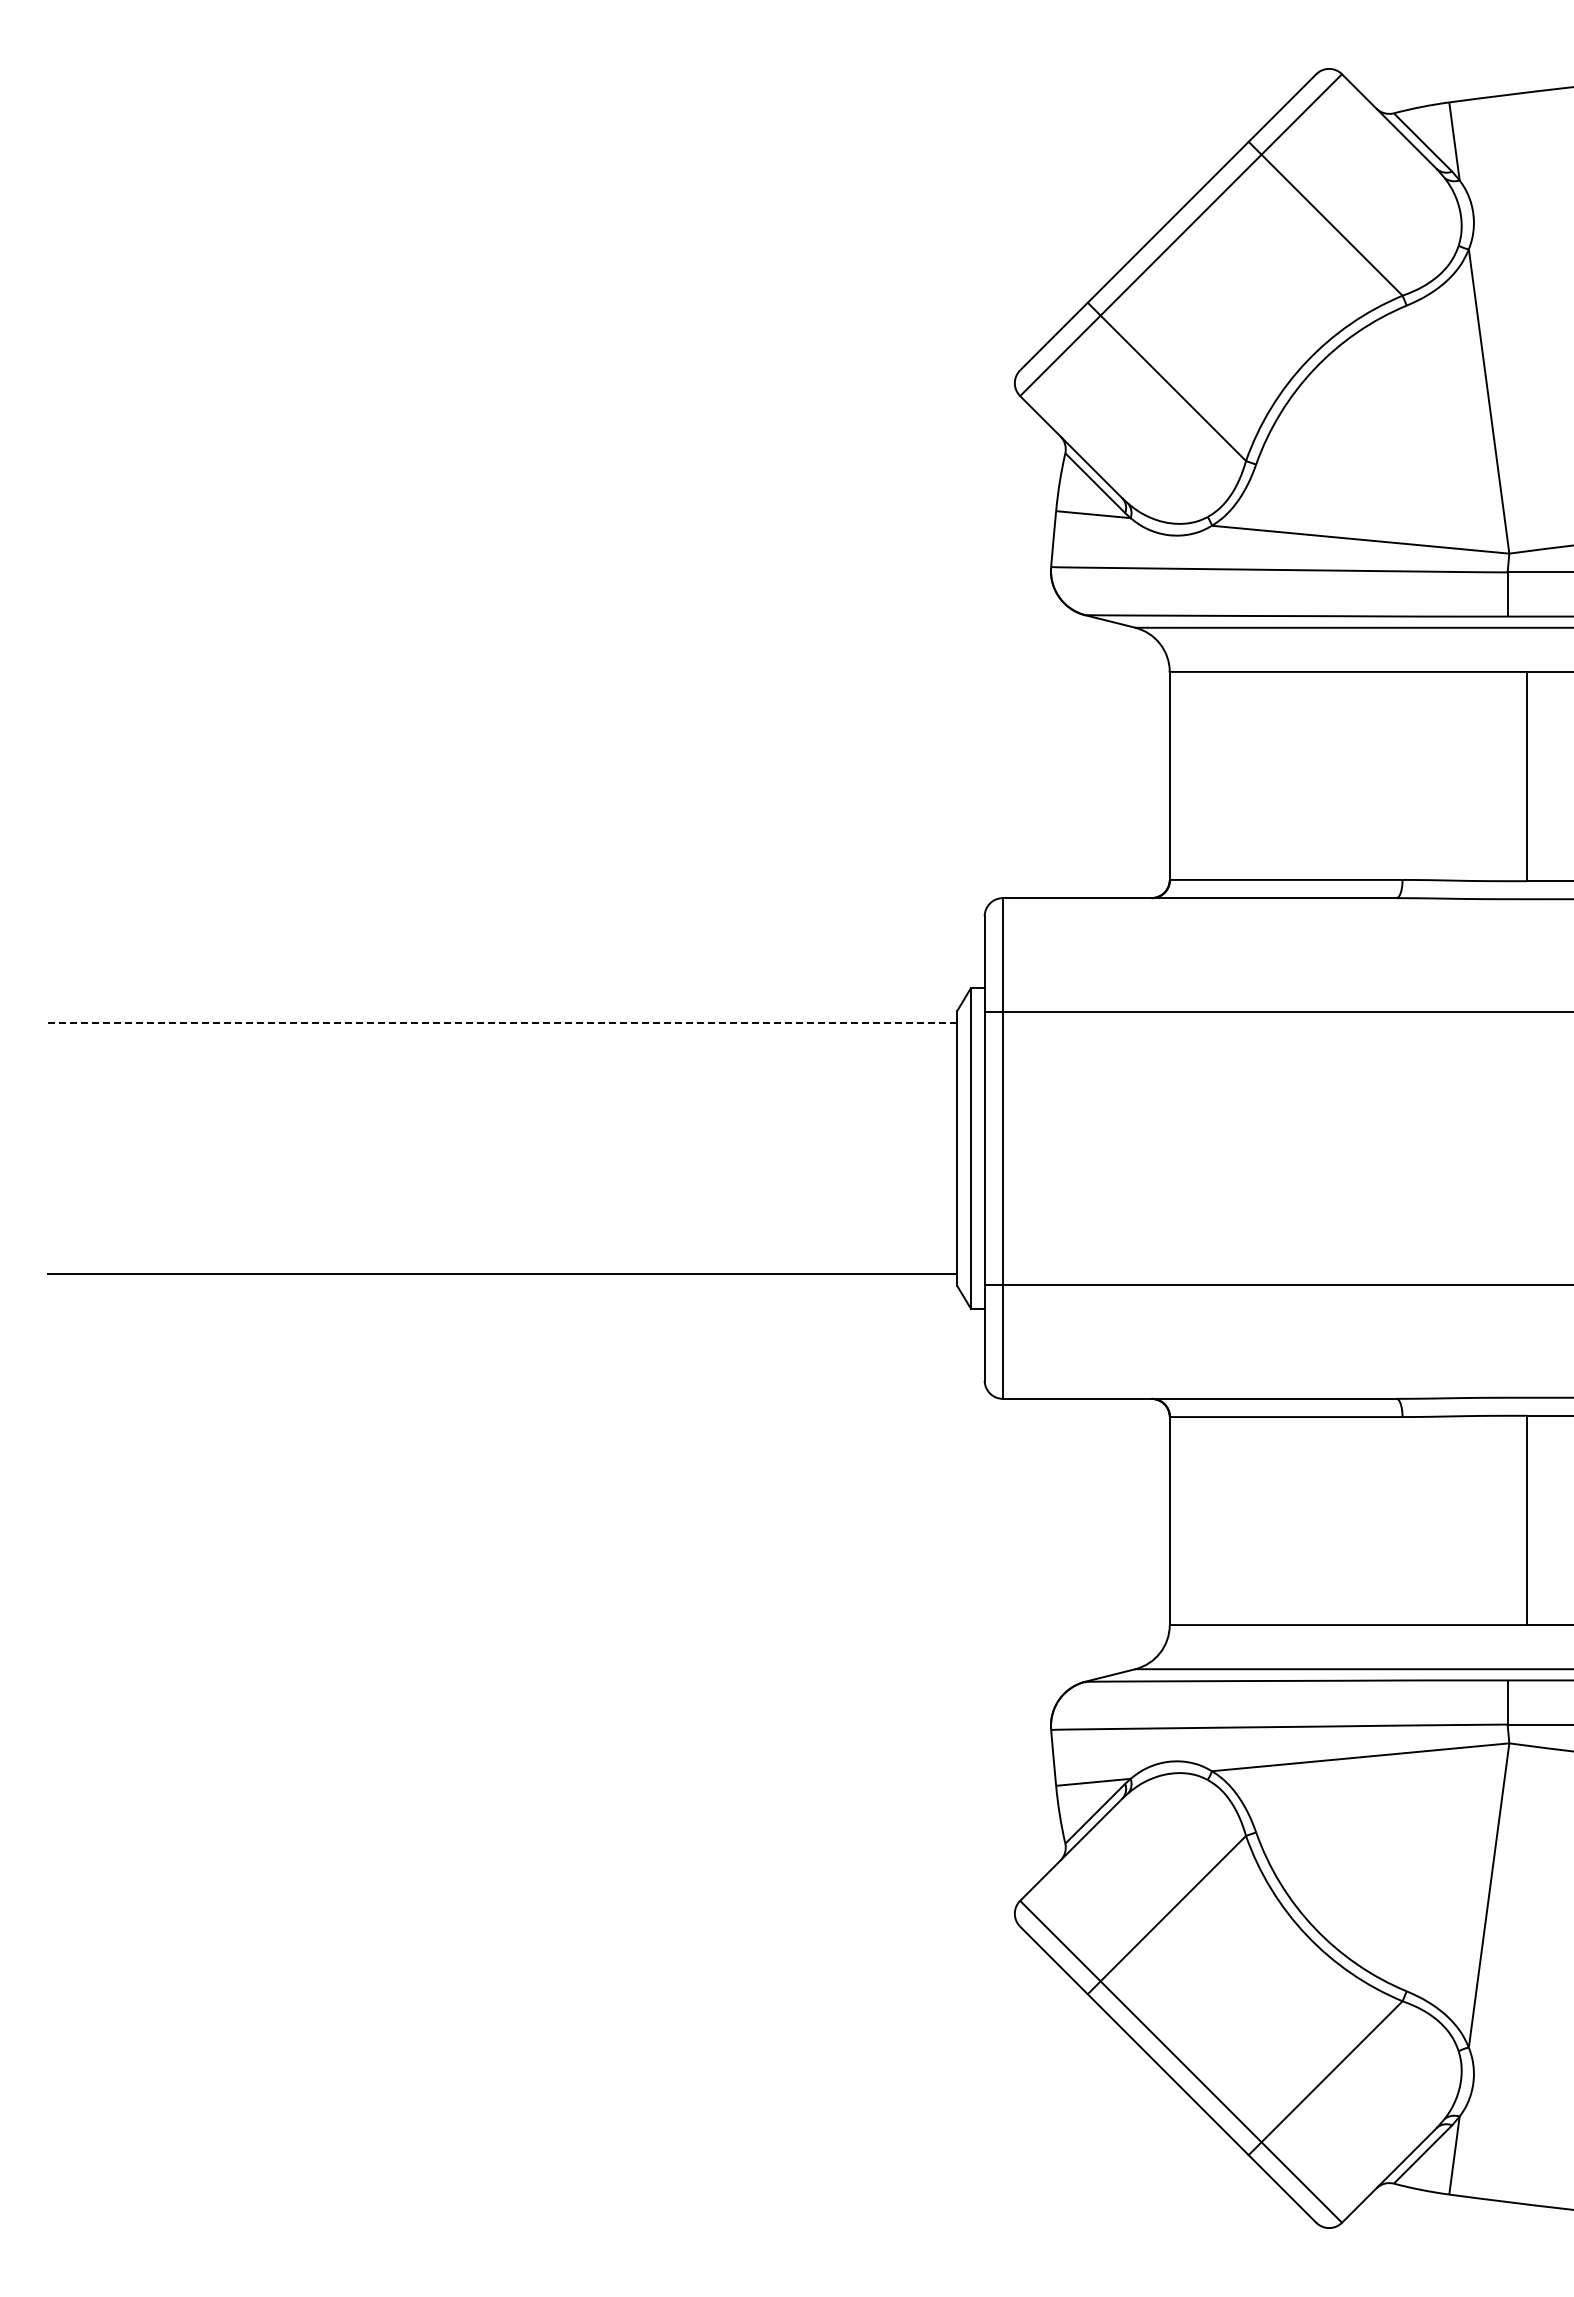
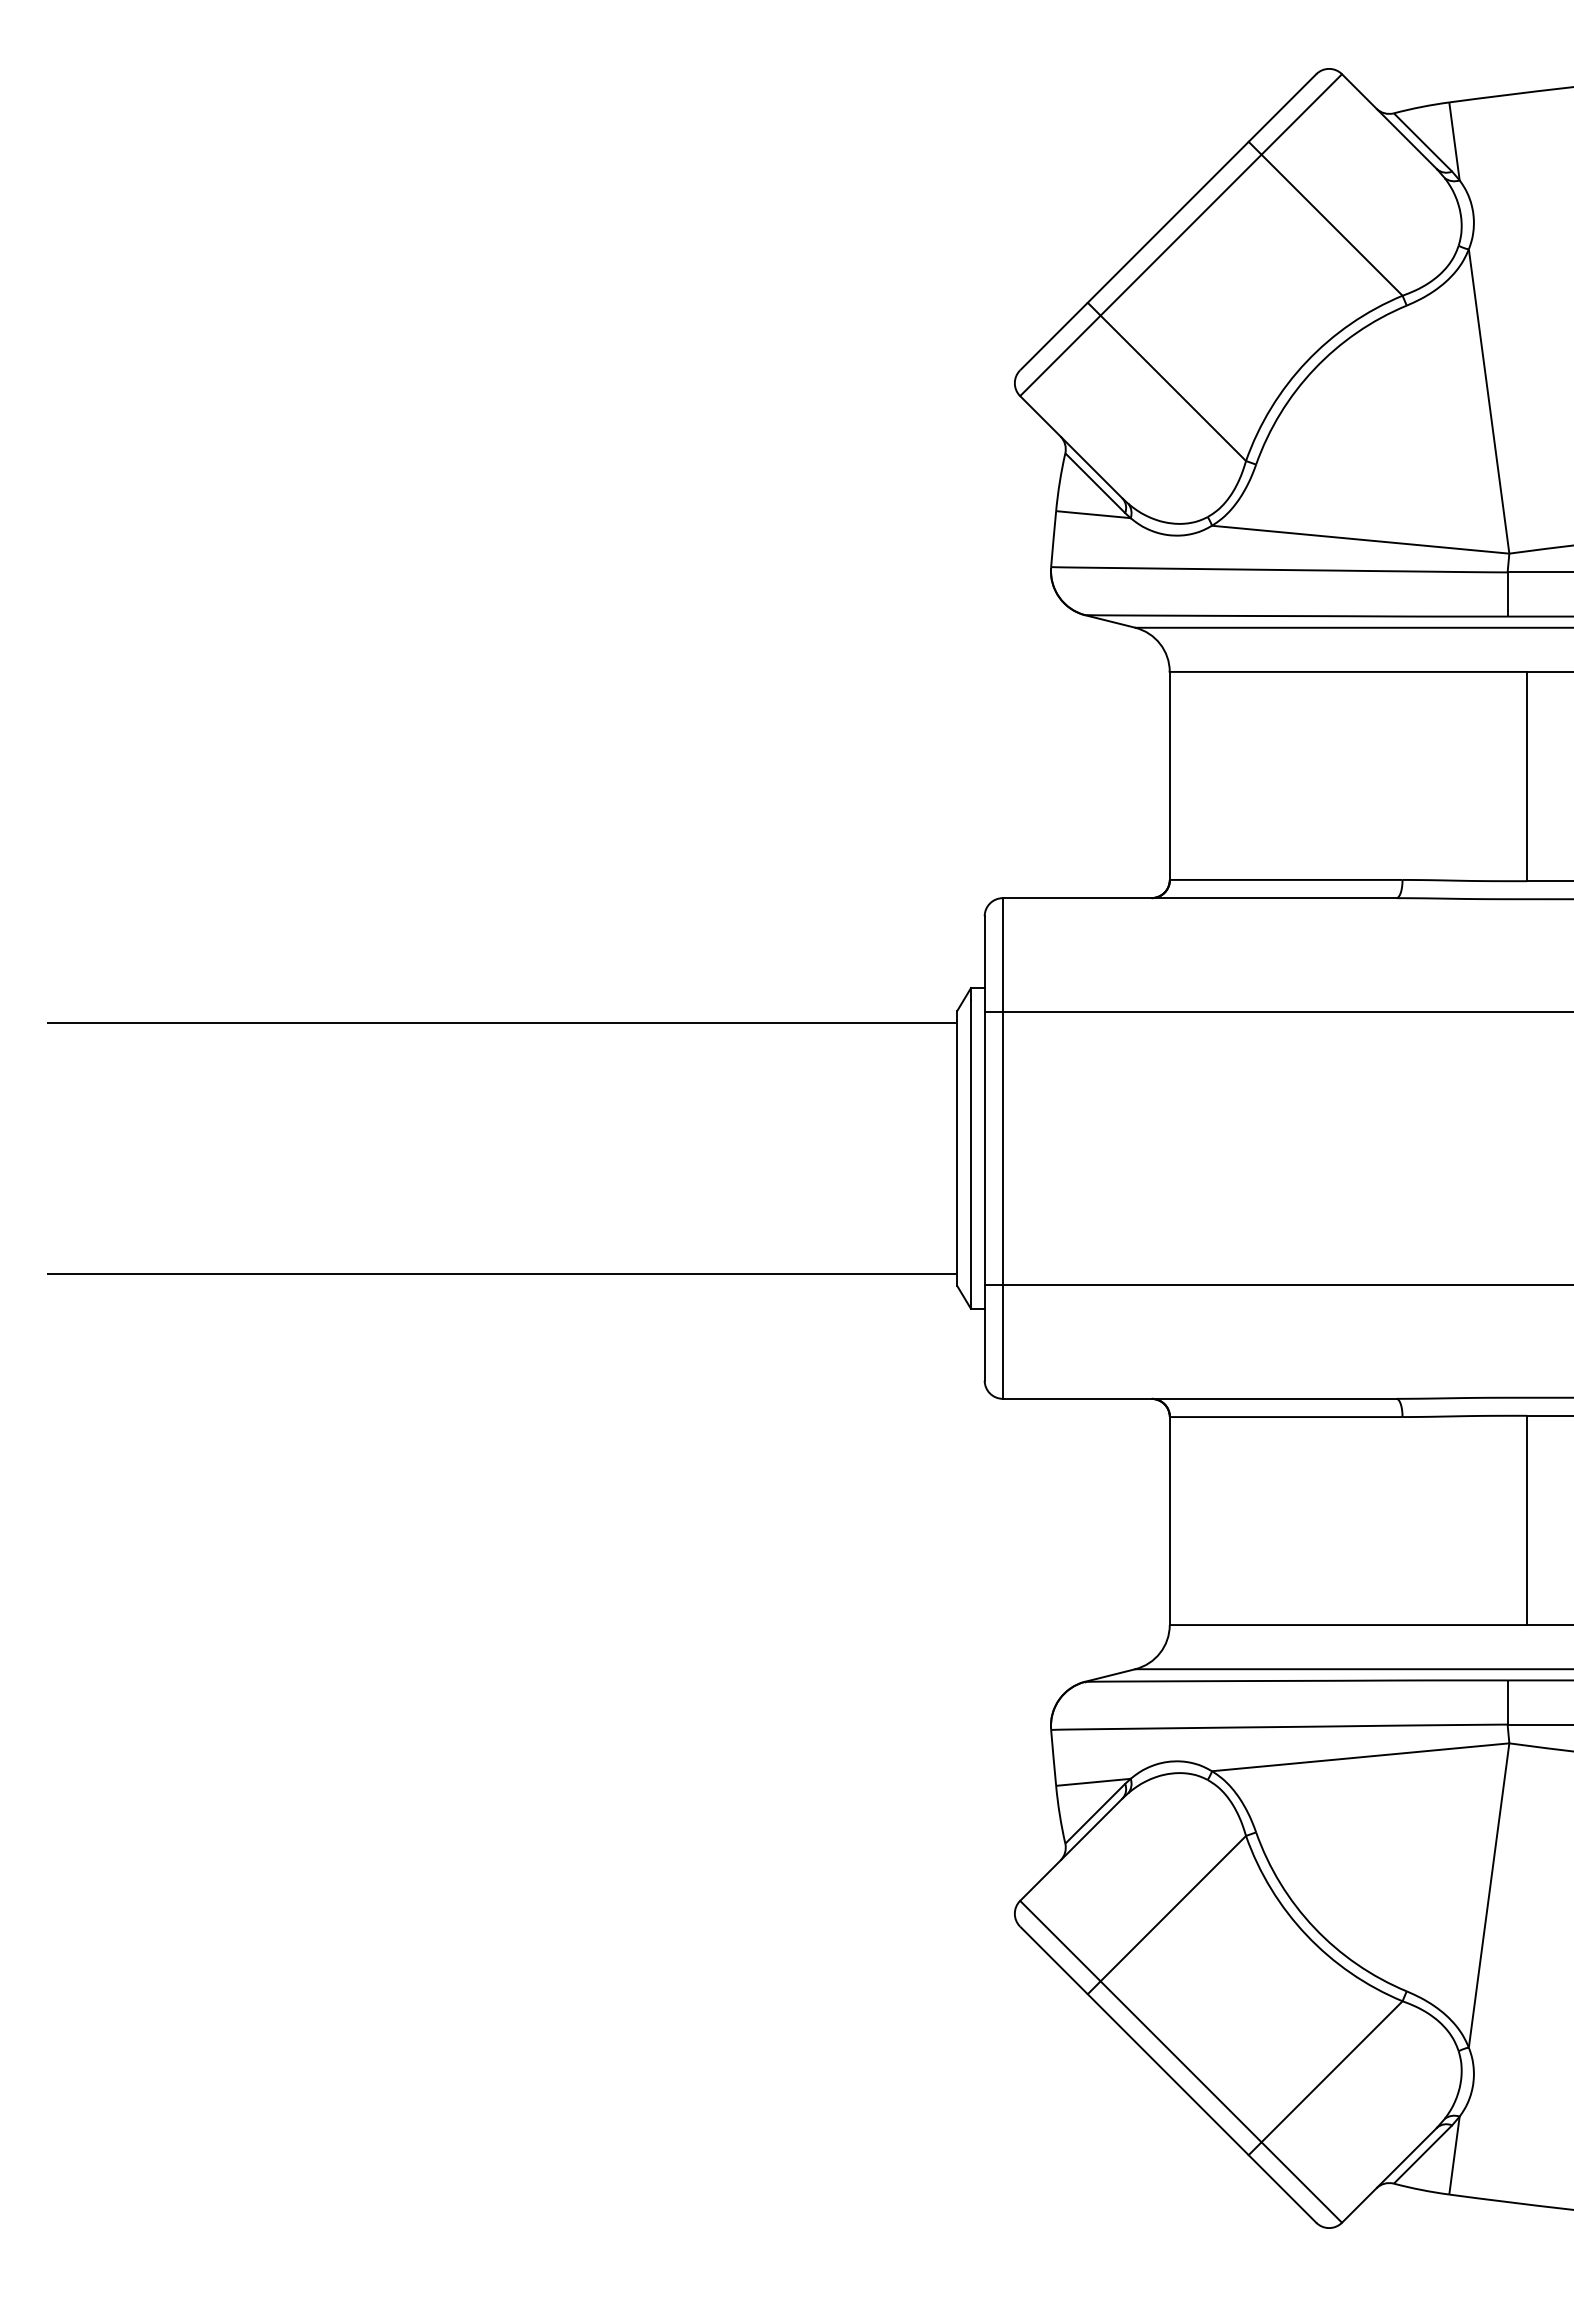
line: dashed -> solid (501, 1023)
